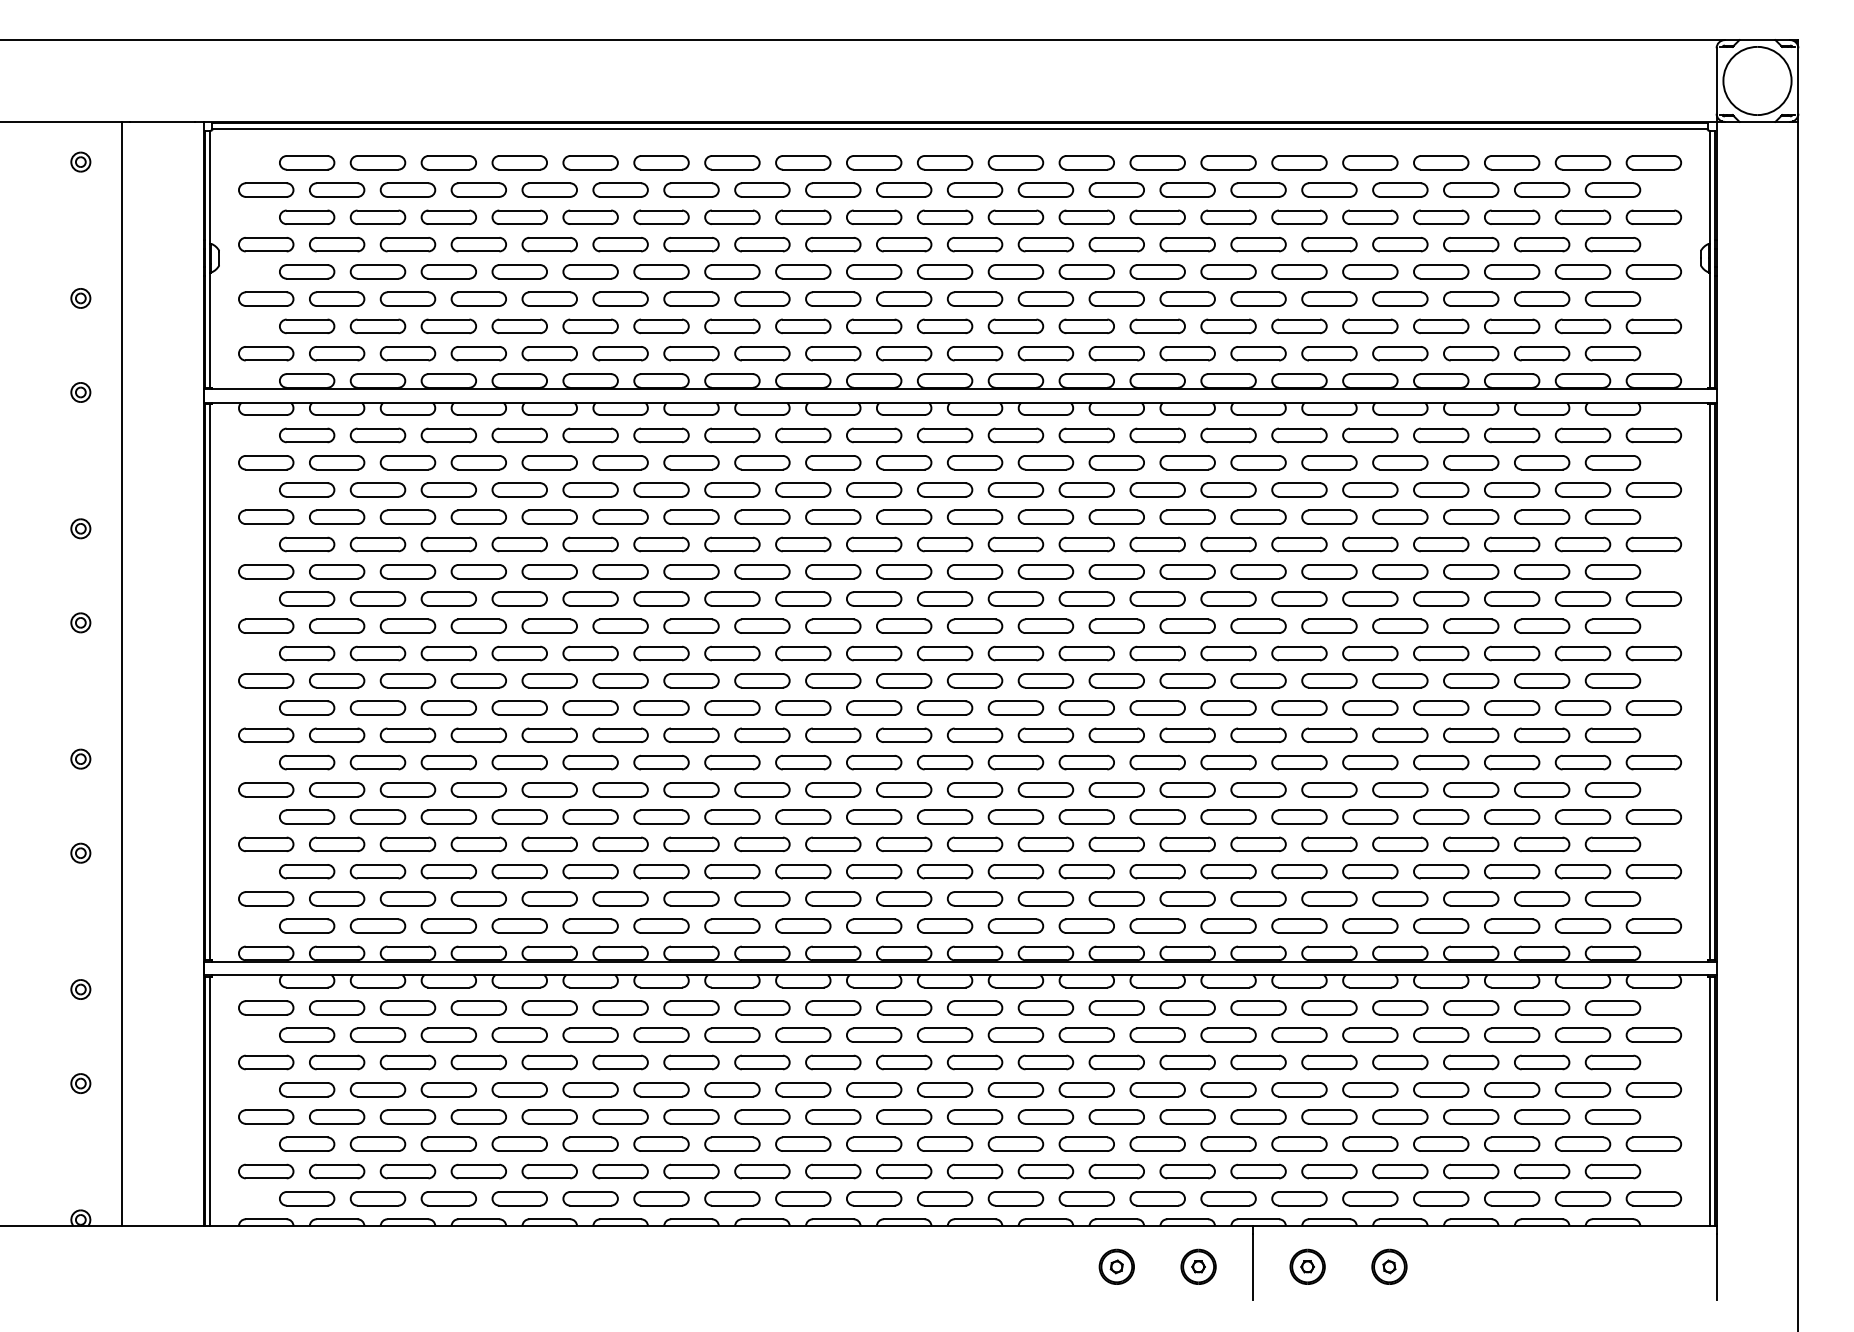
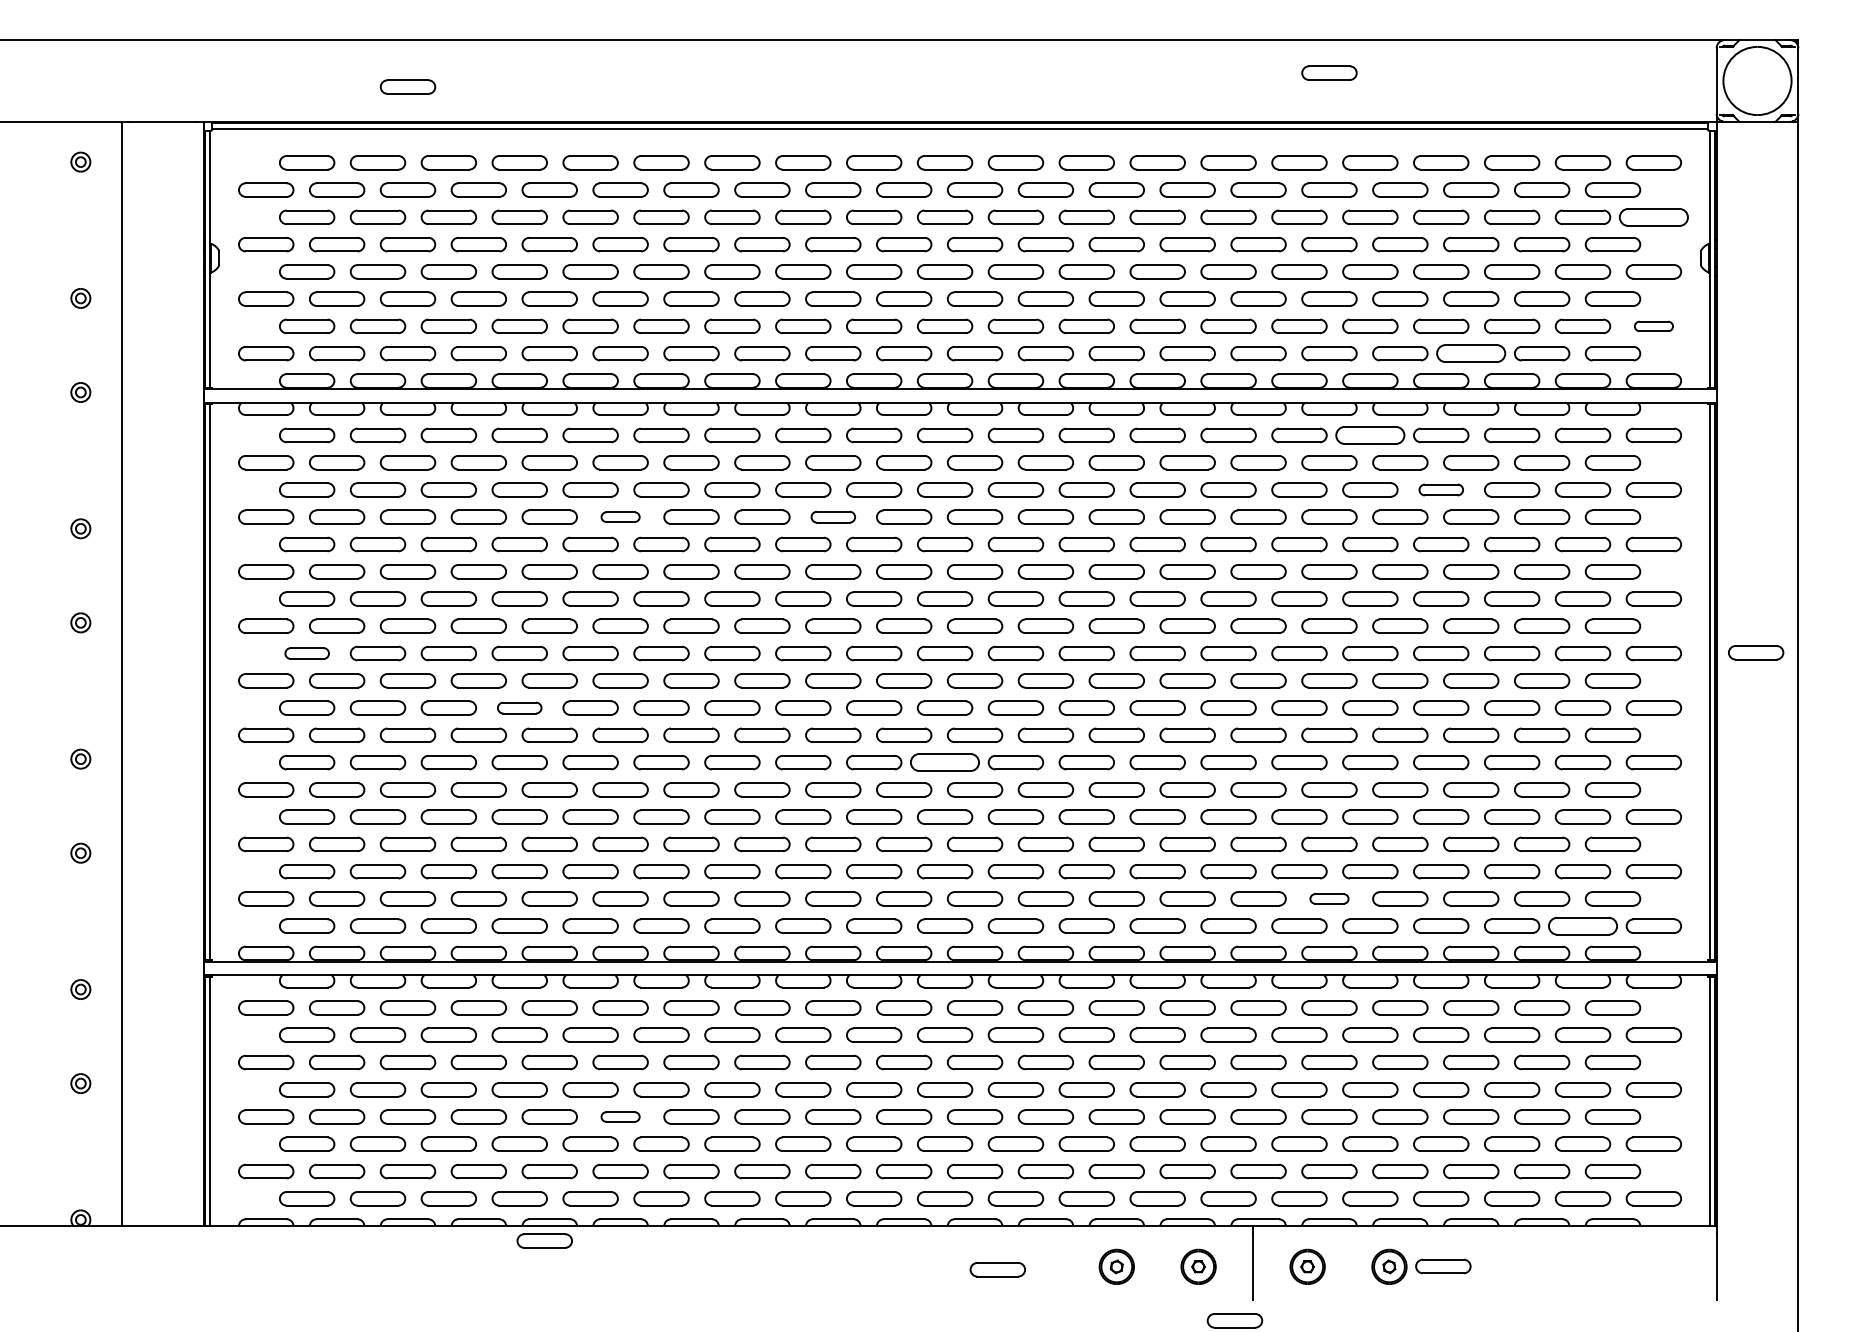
part: none -> present (1329, 72)
part: none -> present (407, 86)
part size: 58x16 px -> 71x19 px (1653, 217)
part size: 58x17 px -> 40x12 px (1653, 325)
part size: 57x16 px -> 71x19 px (1471, 353)
part size: 57x17 px -> 71x19 px (1370, 435)
part size: 57x16 px -> 46x14 px (1440, 489)
part size: 57x16 px -> 41x12 px (620, 516)
part size: 57x16 px -> 46x14 px (832, 516)
part: none -> present (1756, 652)
part size: 57x17 px -> 46x13 px (306, 653)
part size: 57x16 px -> 46x14 px (519, 707)
part size: 57x16 px -> 70x19 px (944, 762)
part size: 57x16 px -> 41x12 px (1329, 898)
part size: 58x16 px -> 70x20 px (1582, 925)
part size: 57x16 px -> 41x12 px (620, 1116)
part: none -> present (544, 1240)
part: none -> present (1443, 1266)
part: none -> present (997, 1269)
part: none -> present (1234, 1320)
